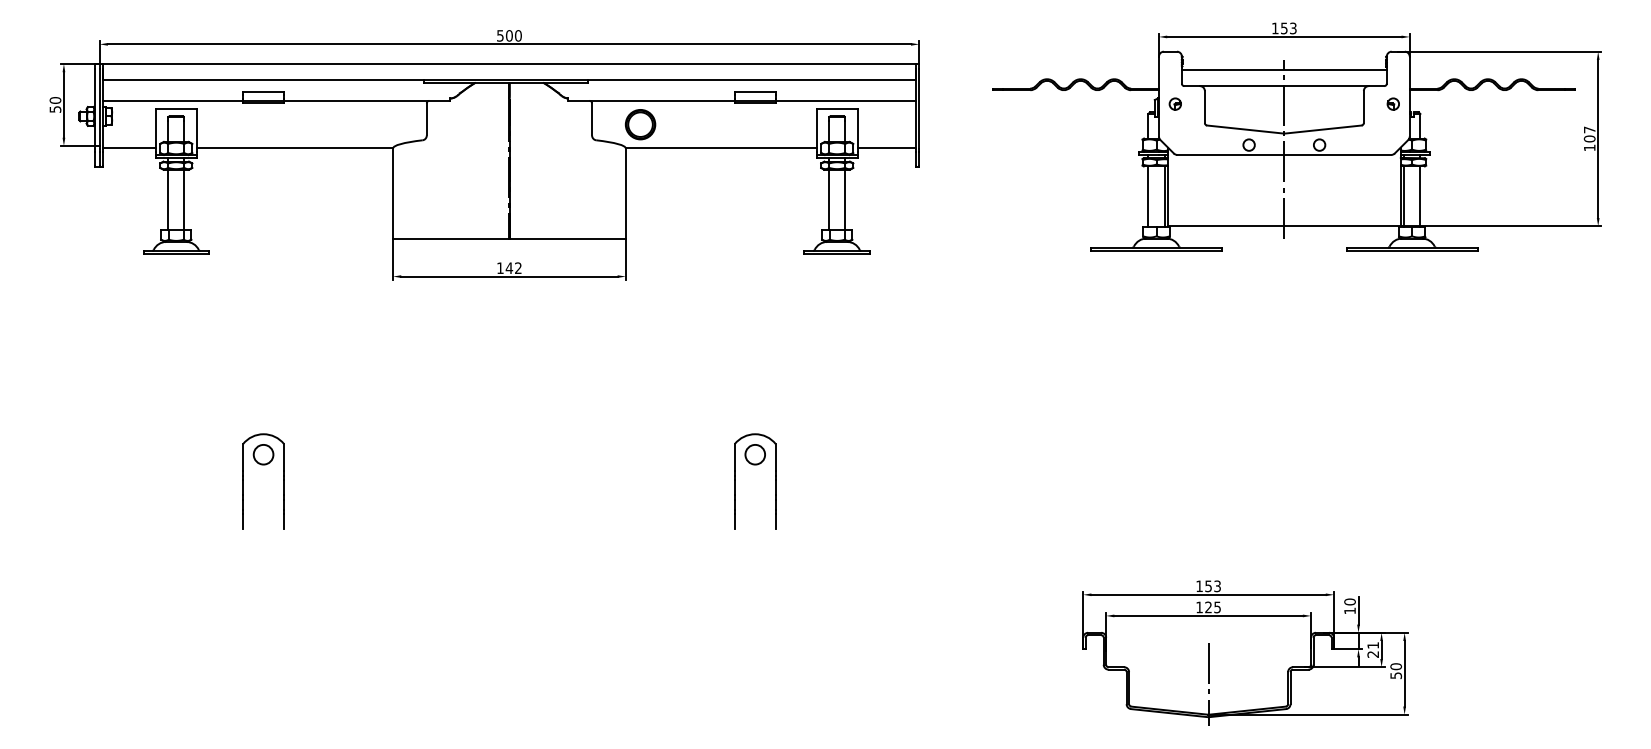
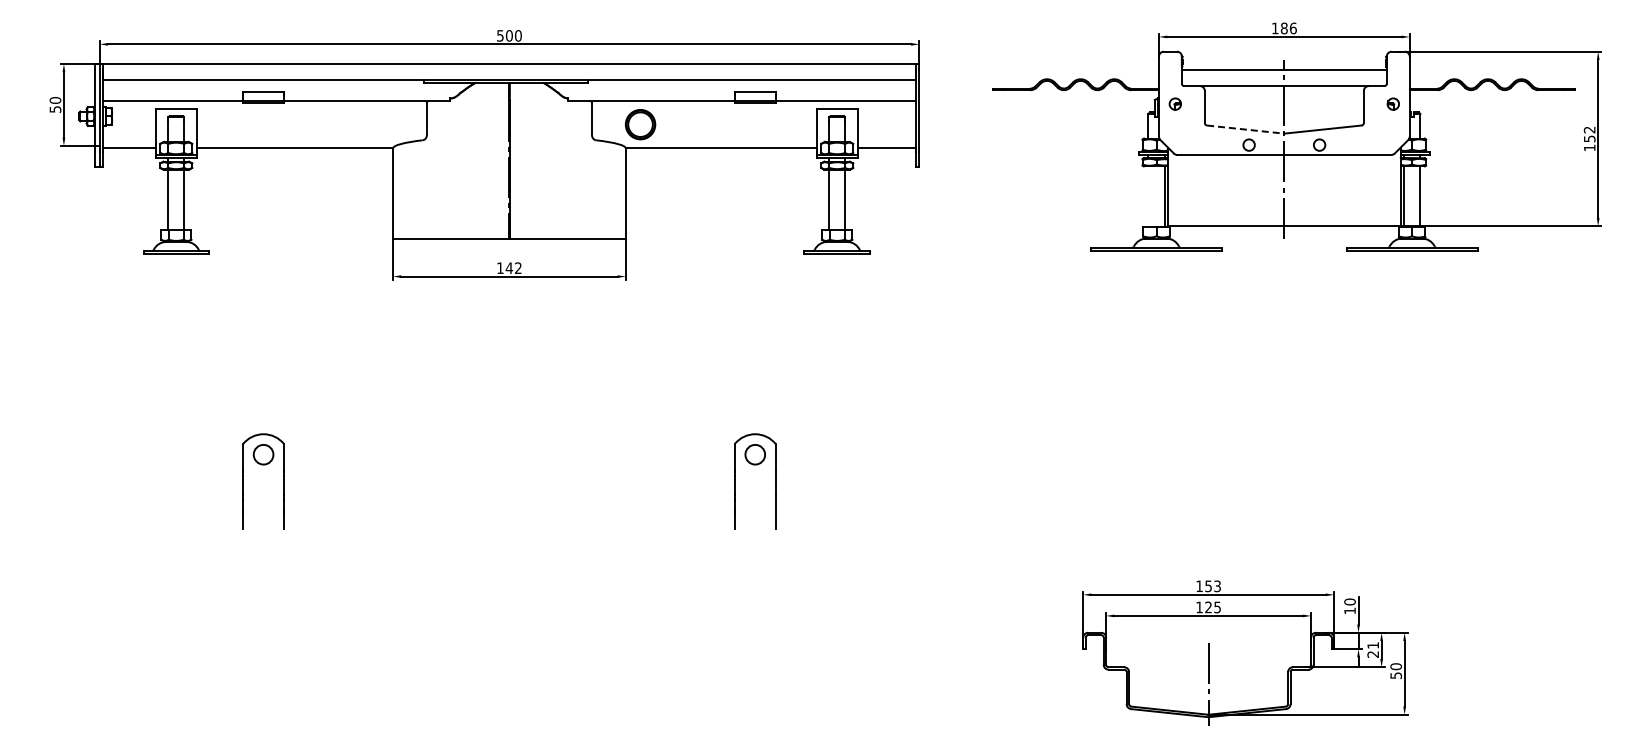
text: 153 -> 186 (1288, 28)
line: solid -> dashed (1245, 129)
text: 107 -> 152 (1589, 134)
line: present -> none (1148, 196)
